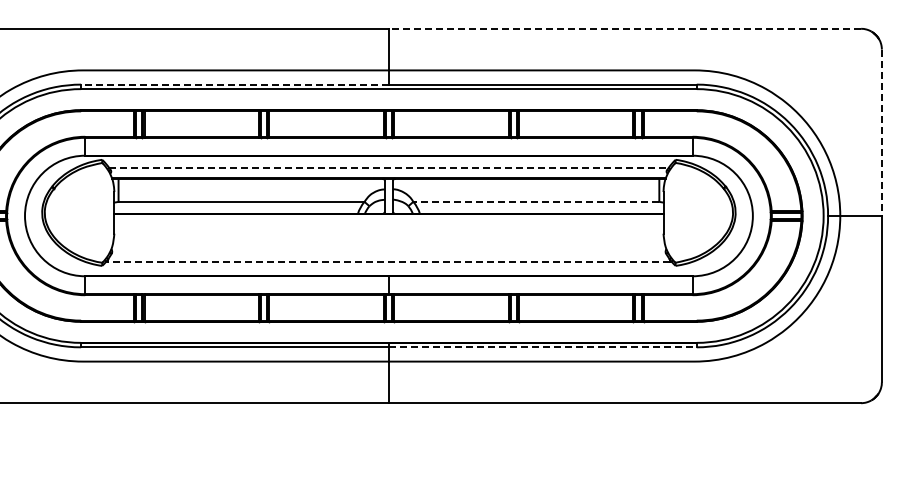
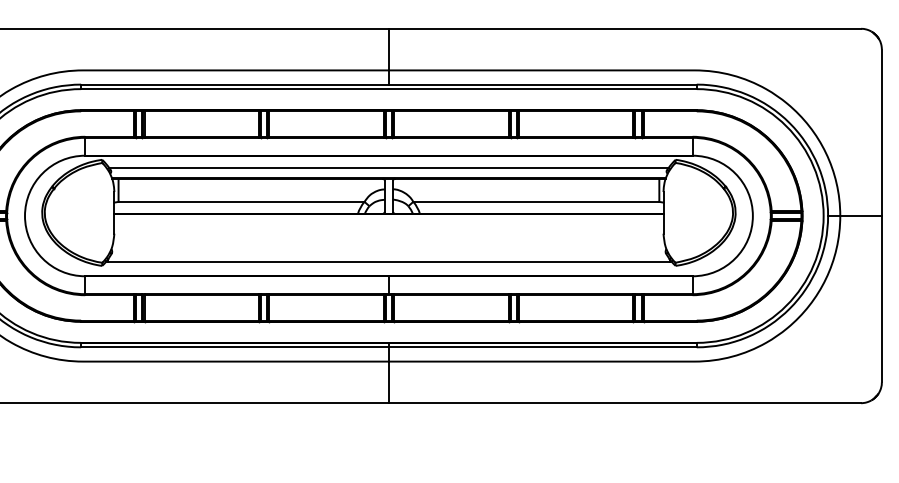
line: dashed -> solid (624, 28)
line: dashed -> solid (235, 84)
line: dashed -> solid (881, 133)
line: dashed -> solid (388, 168)
line: dashed -> solid (536, 201)
line: dashed -> solid (388, 261)
line: dashed -> solid (542, 347)
